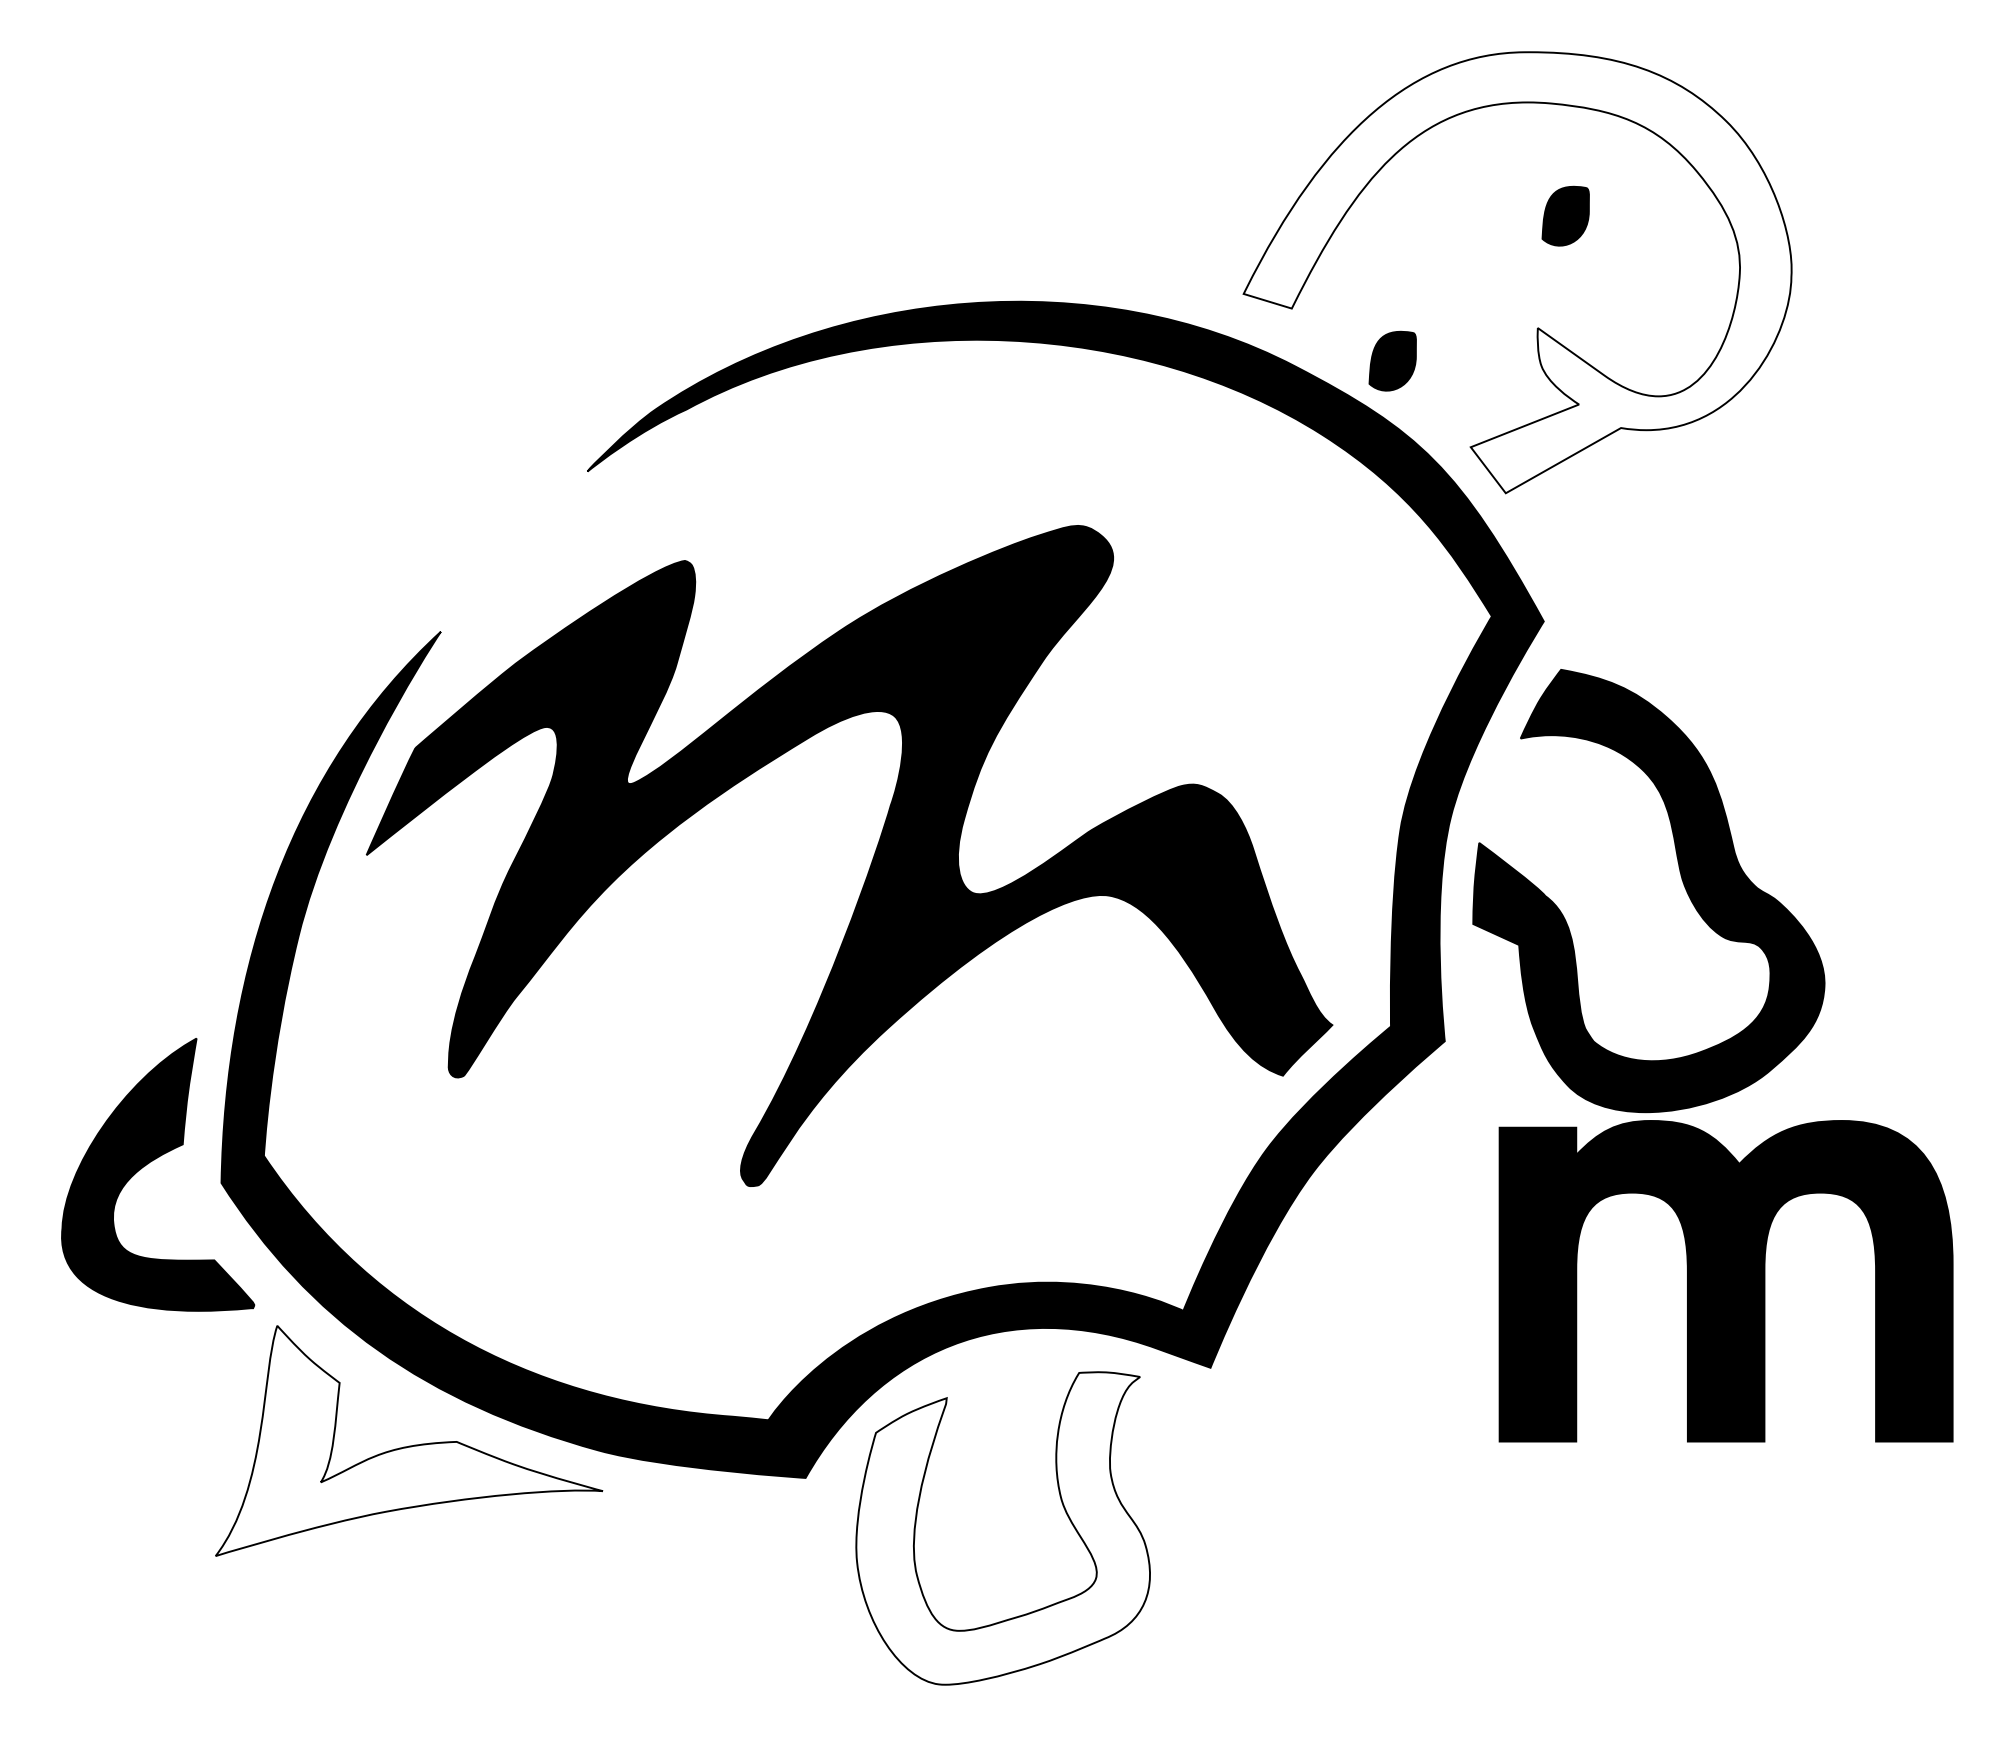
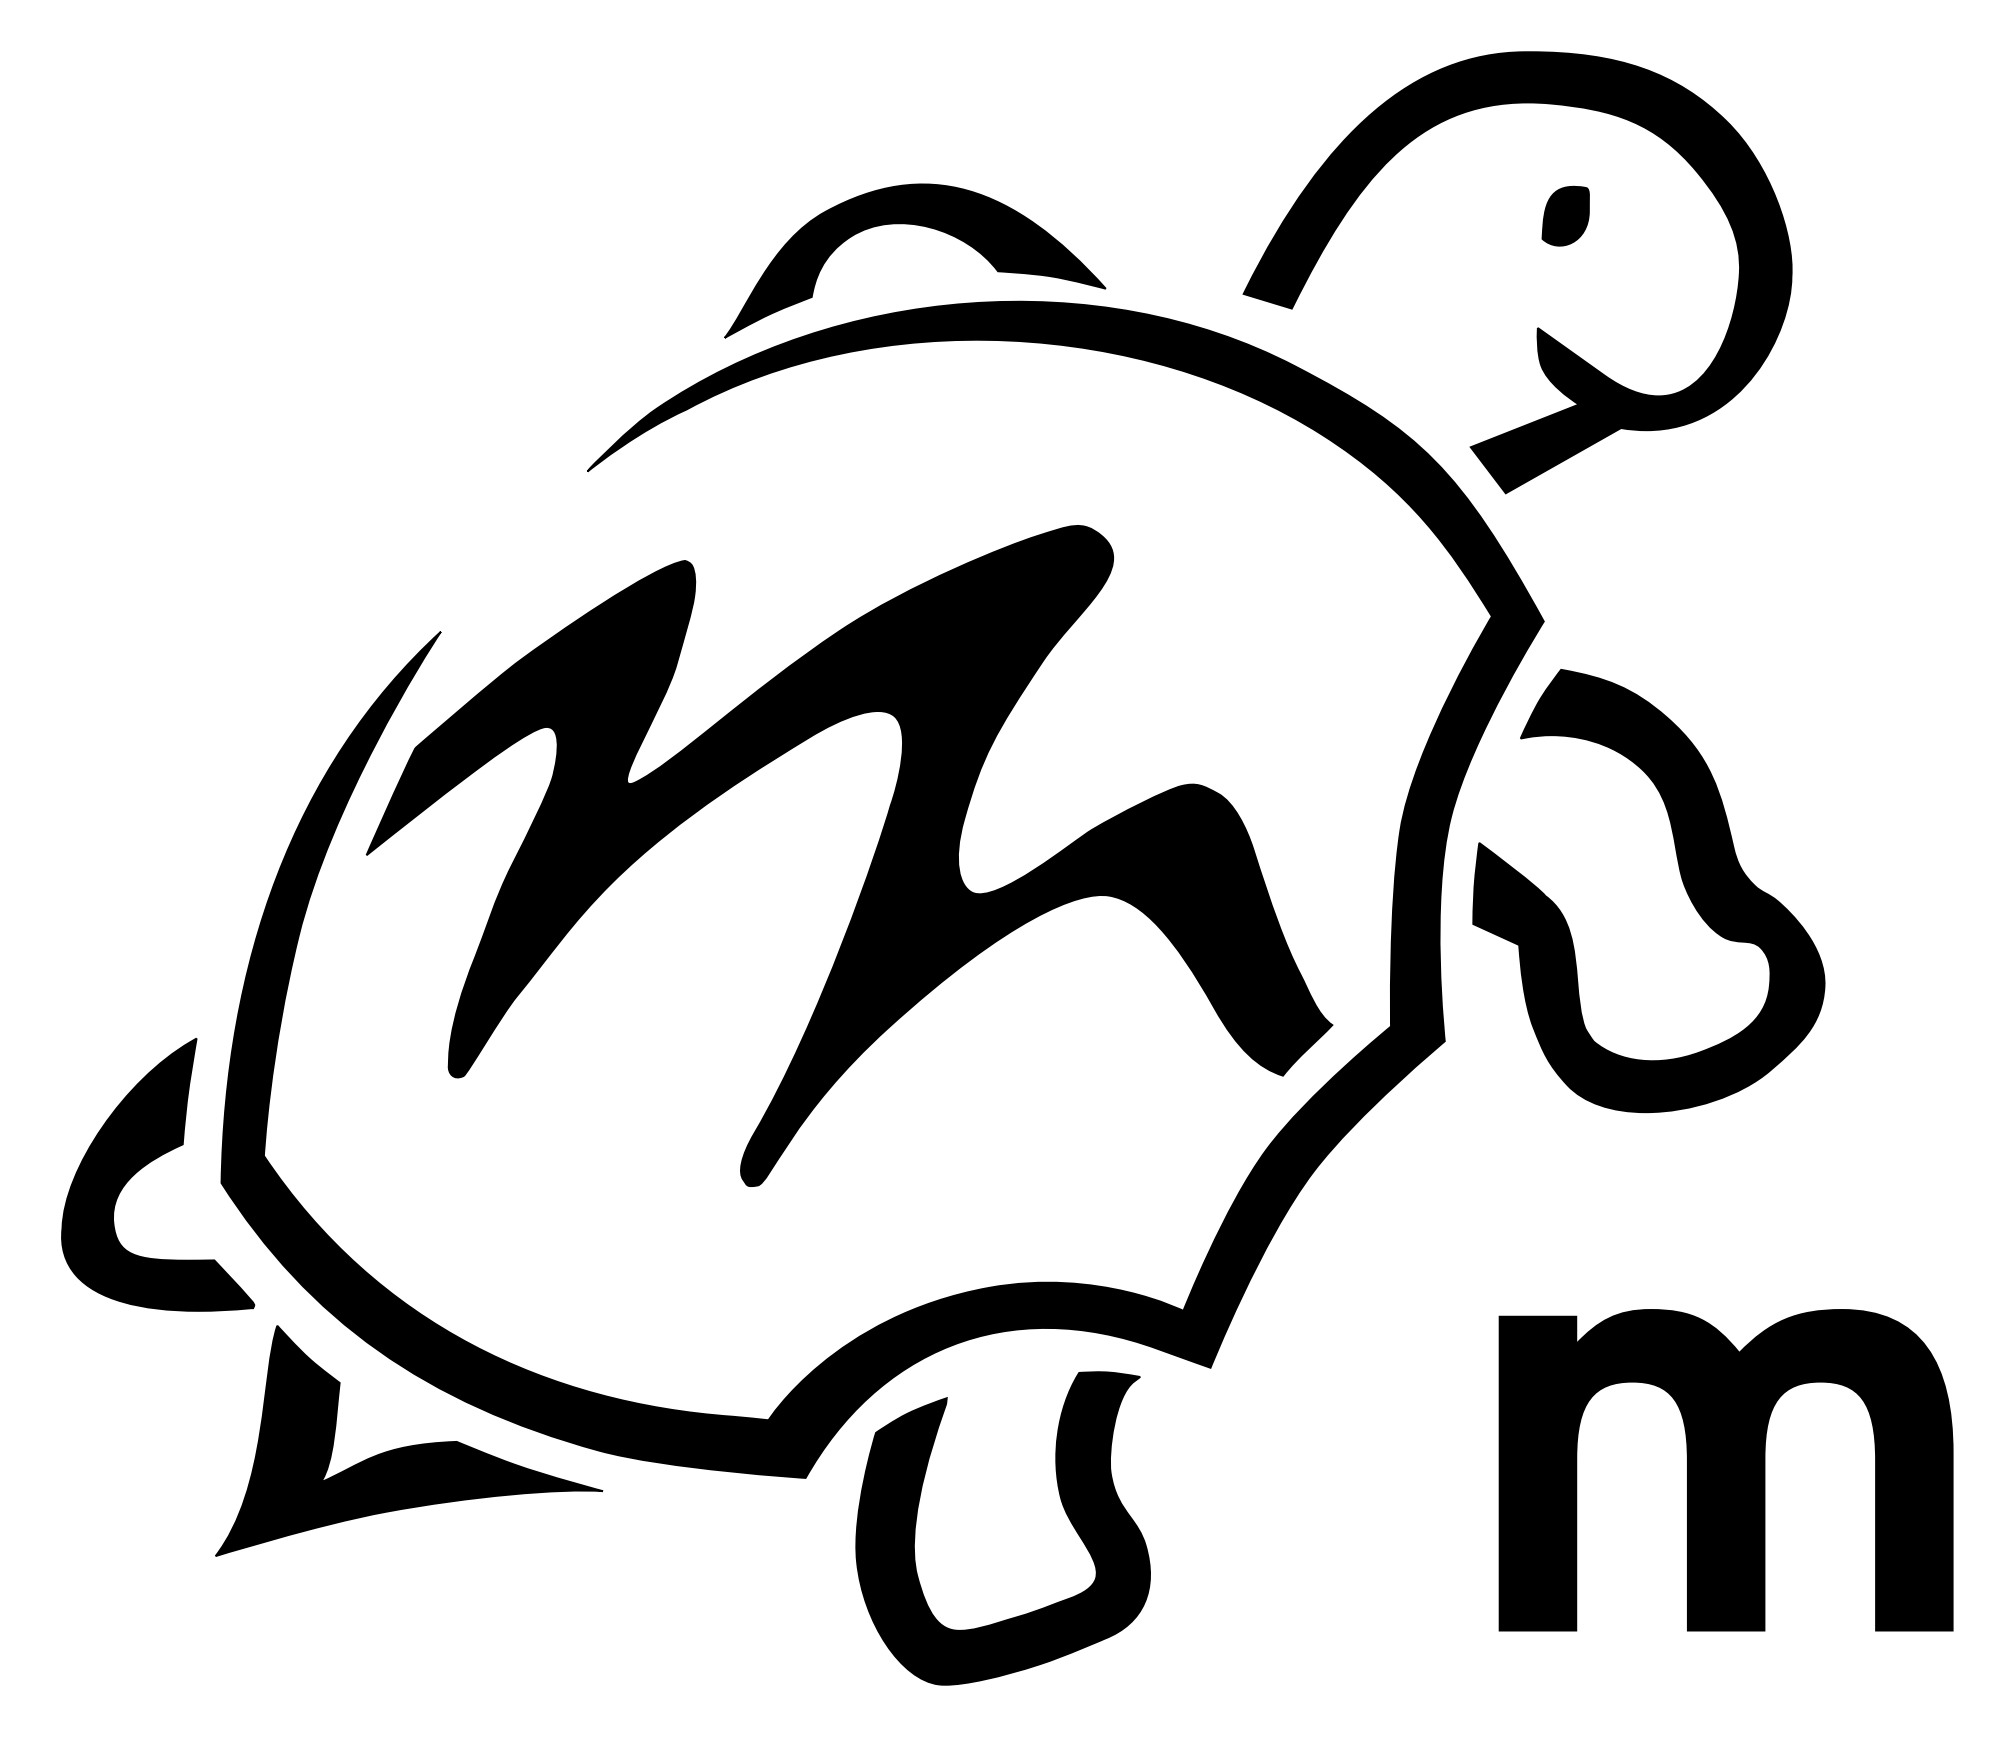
part: none -> present (920, 226)
fill: none -> present (1517, 272)
part: present -> none (1392, 360)
part position: (1725, 1281) -> (1725, 1470) (1725, 1470)
fill: none -> present (409, 1440)
fill: none -> present (1003, 1528)
